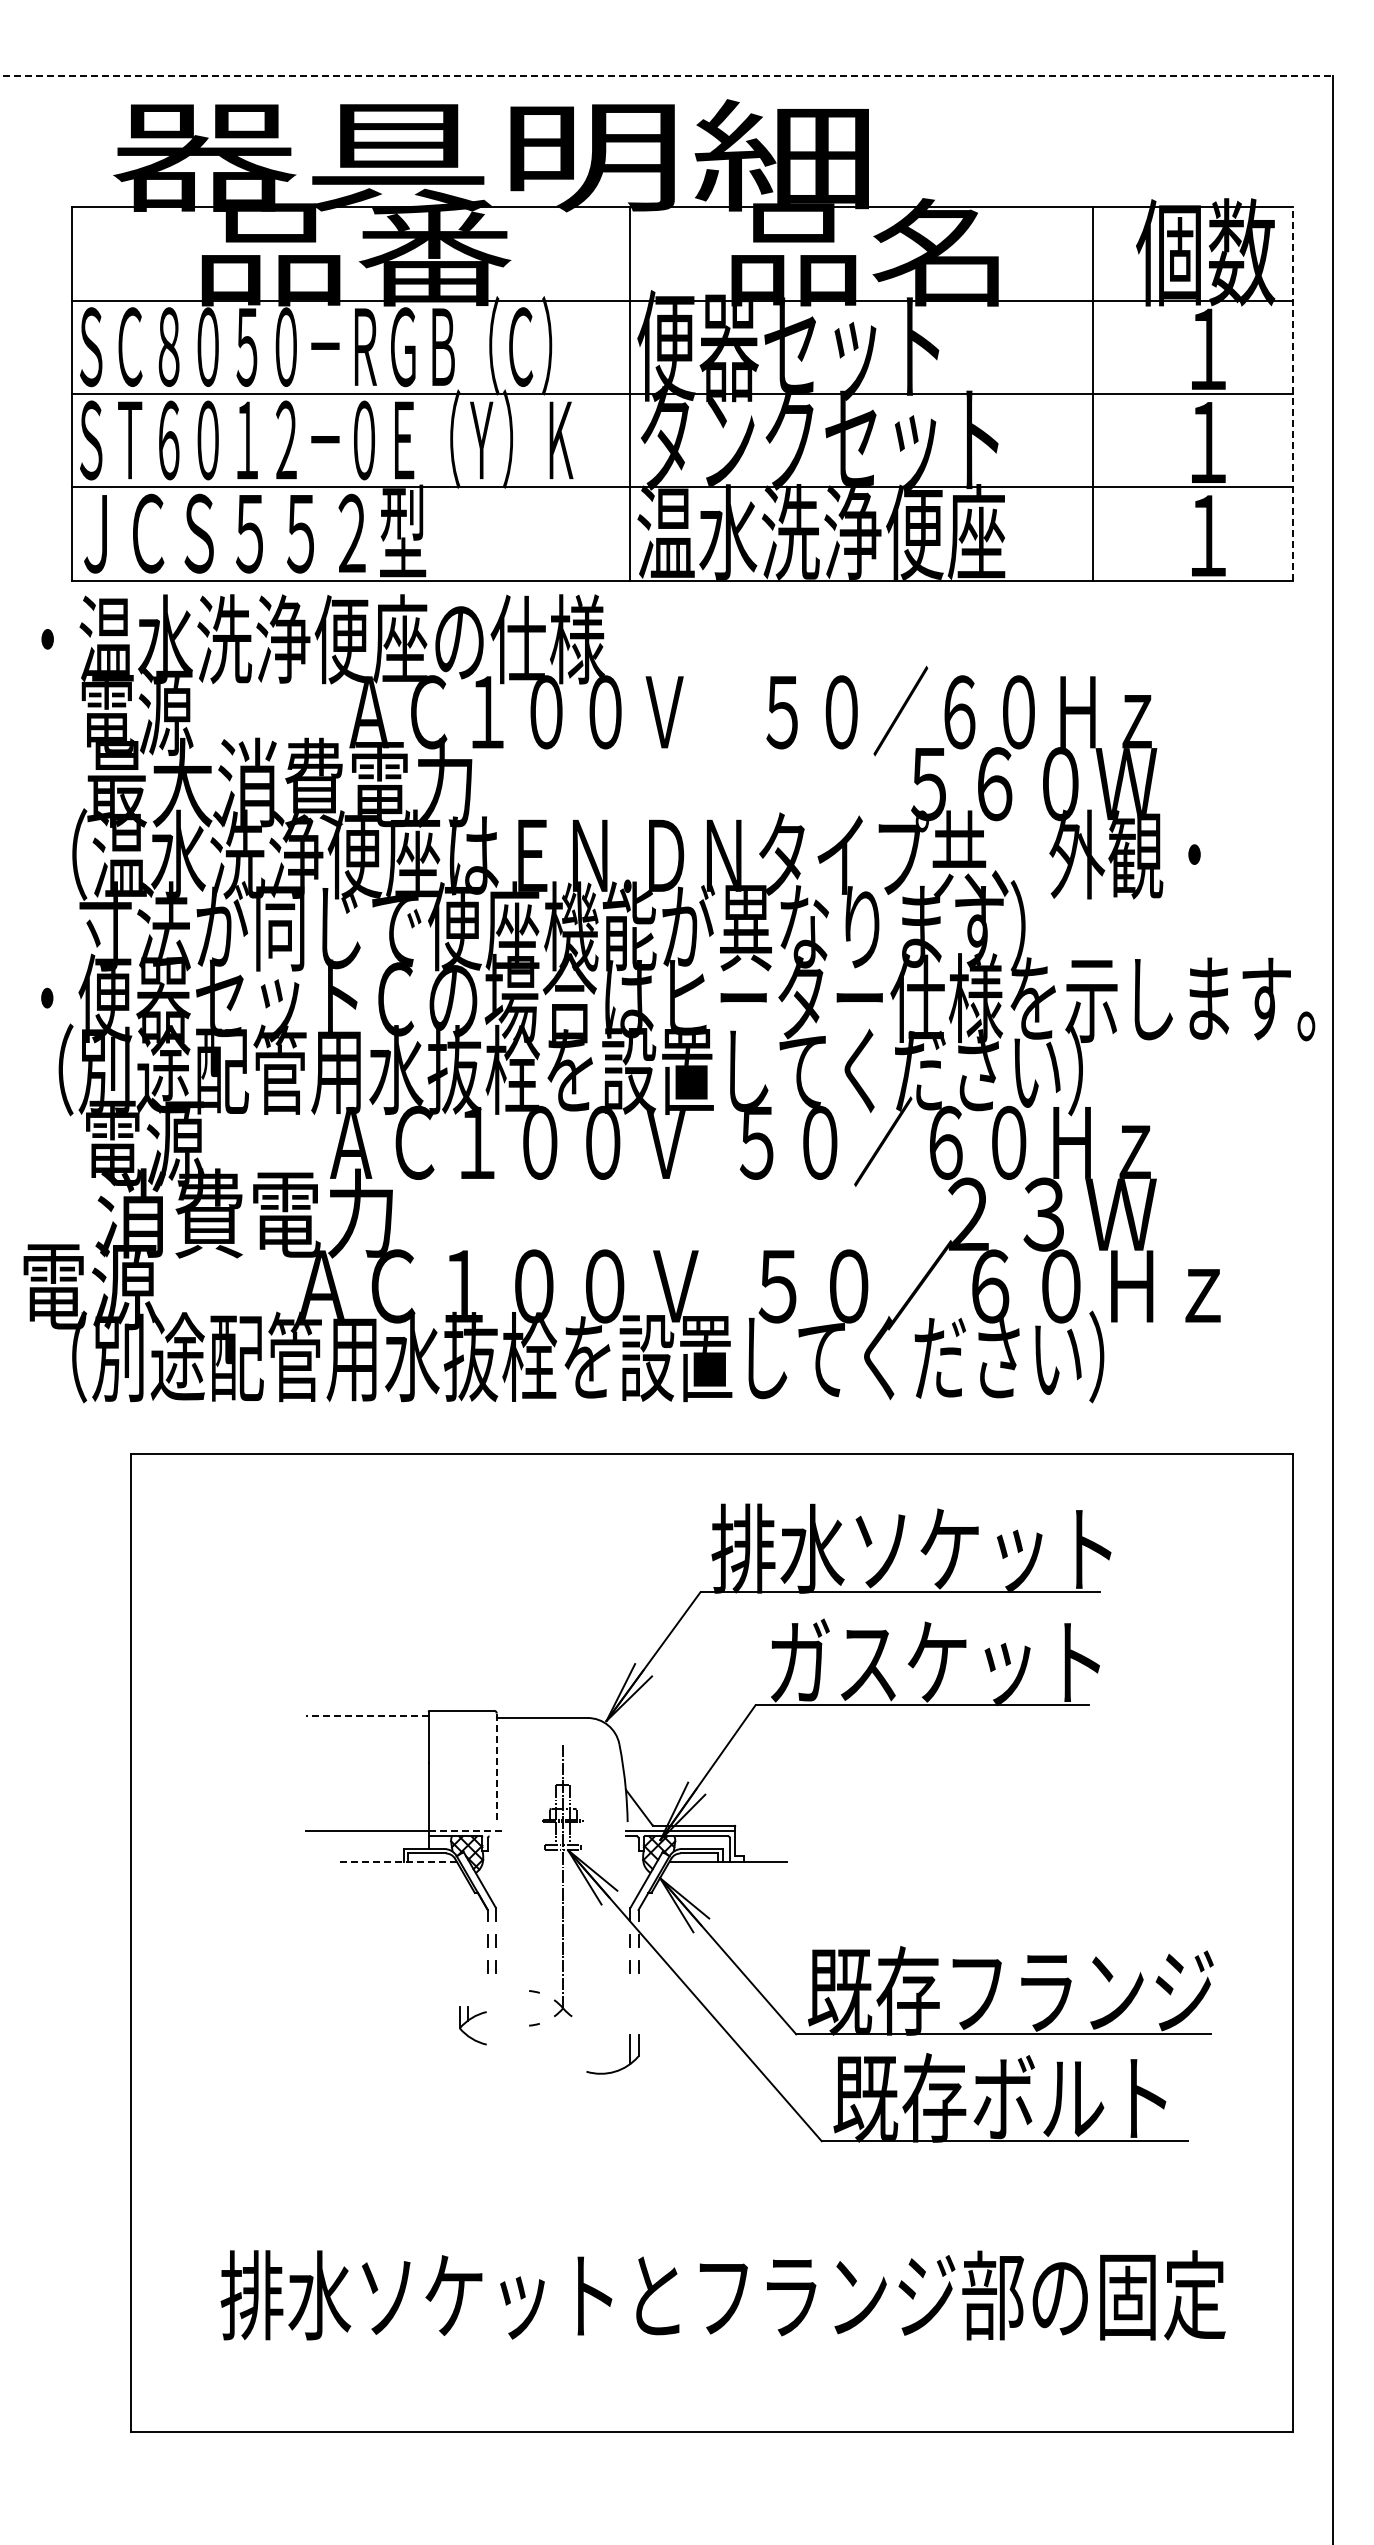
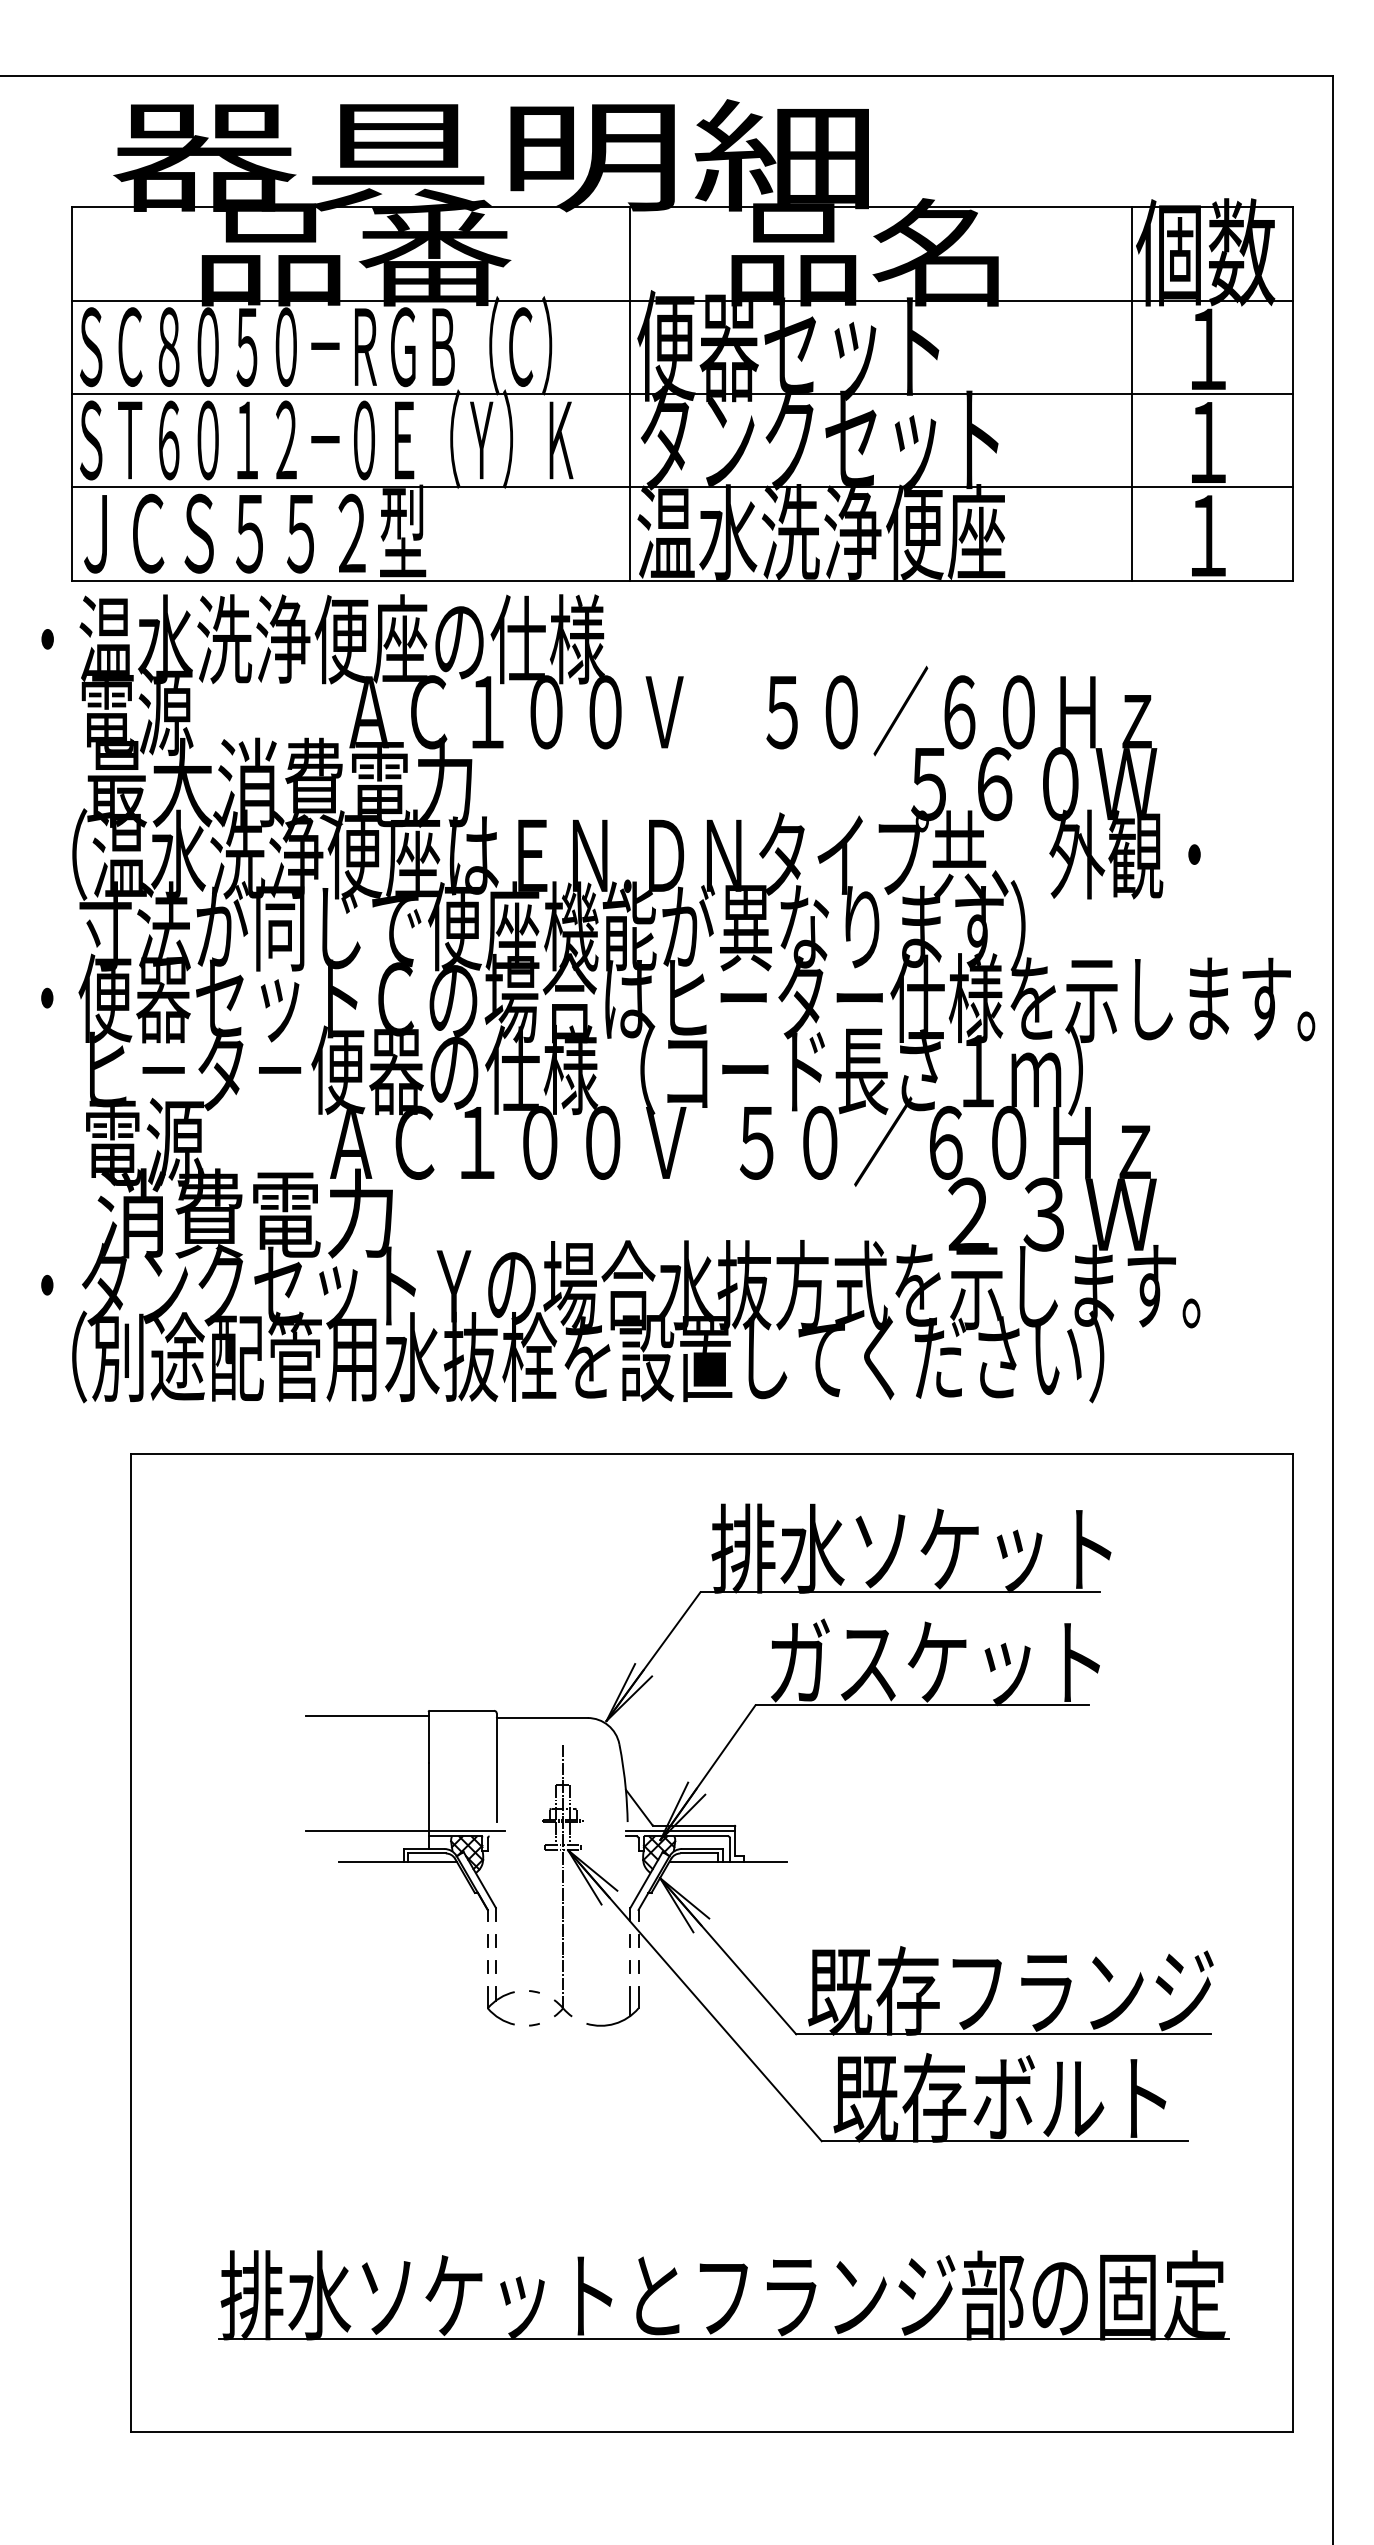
line: dashed -> solid (667, 76)
line position: (1092, 393) -> (1131, 393) (1131, 393)
line: dashed -> solid (1293, 393)
text: （別途配管用水抜栓を設置してください） -> ヒ－タ－便器の仕様（コード長さ１ｍ） (559, 1069)
text: 電源        ＡＣ１００Ｖ  ５０／６０Ｈｚ -> ・タンクセットＹの場合水抜方式を示します。 (621, 1284)
line: dashed -> solid (366, 1716)
line: dashed -> solid (496, 1768)
line: dashed -> solid (467, 1831)
line: dashed -> solid (397, 1861)
part position: (472, 2025) -> (500, 2005) (500, 2005)
part position: (620, 2068) -> (620, 2020) (620, 2020)
line: none -> present (723, 2338)
